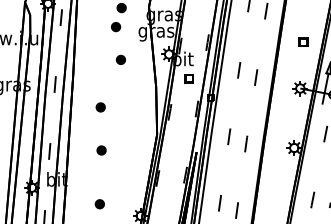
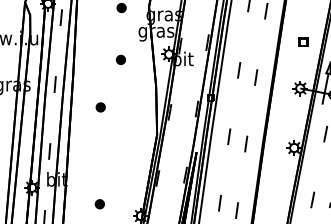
part: present -> none (116, 27)
part: present -> none (188, 78)
part: present -> none (101, 150)
